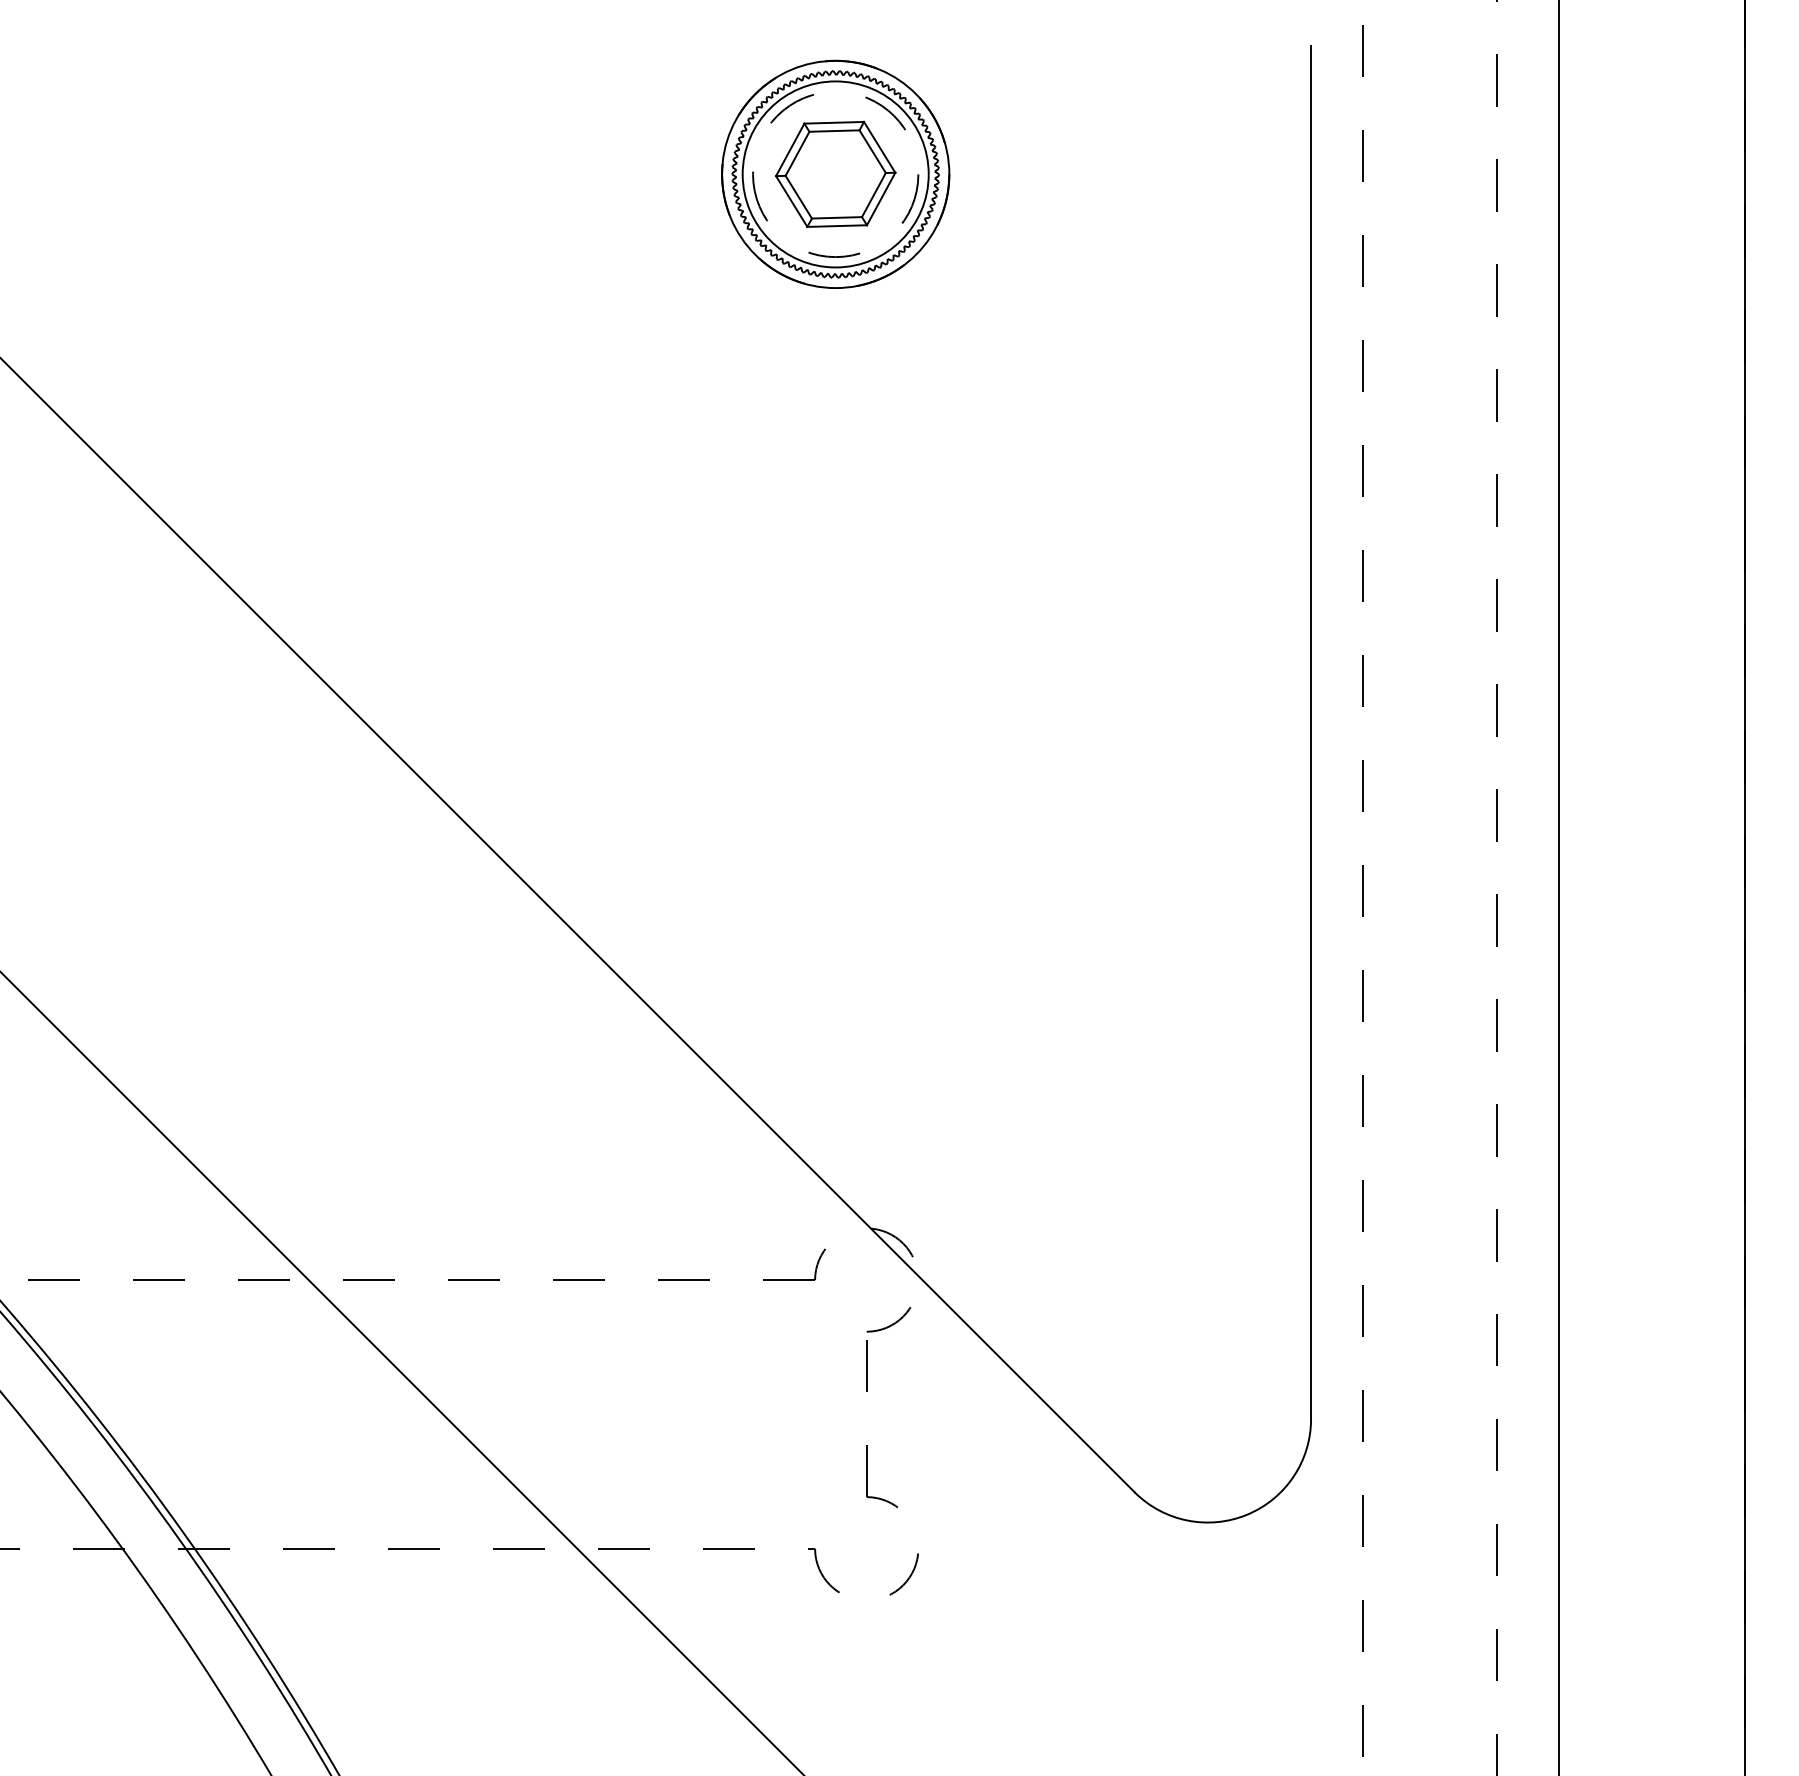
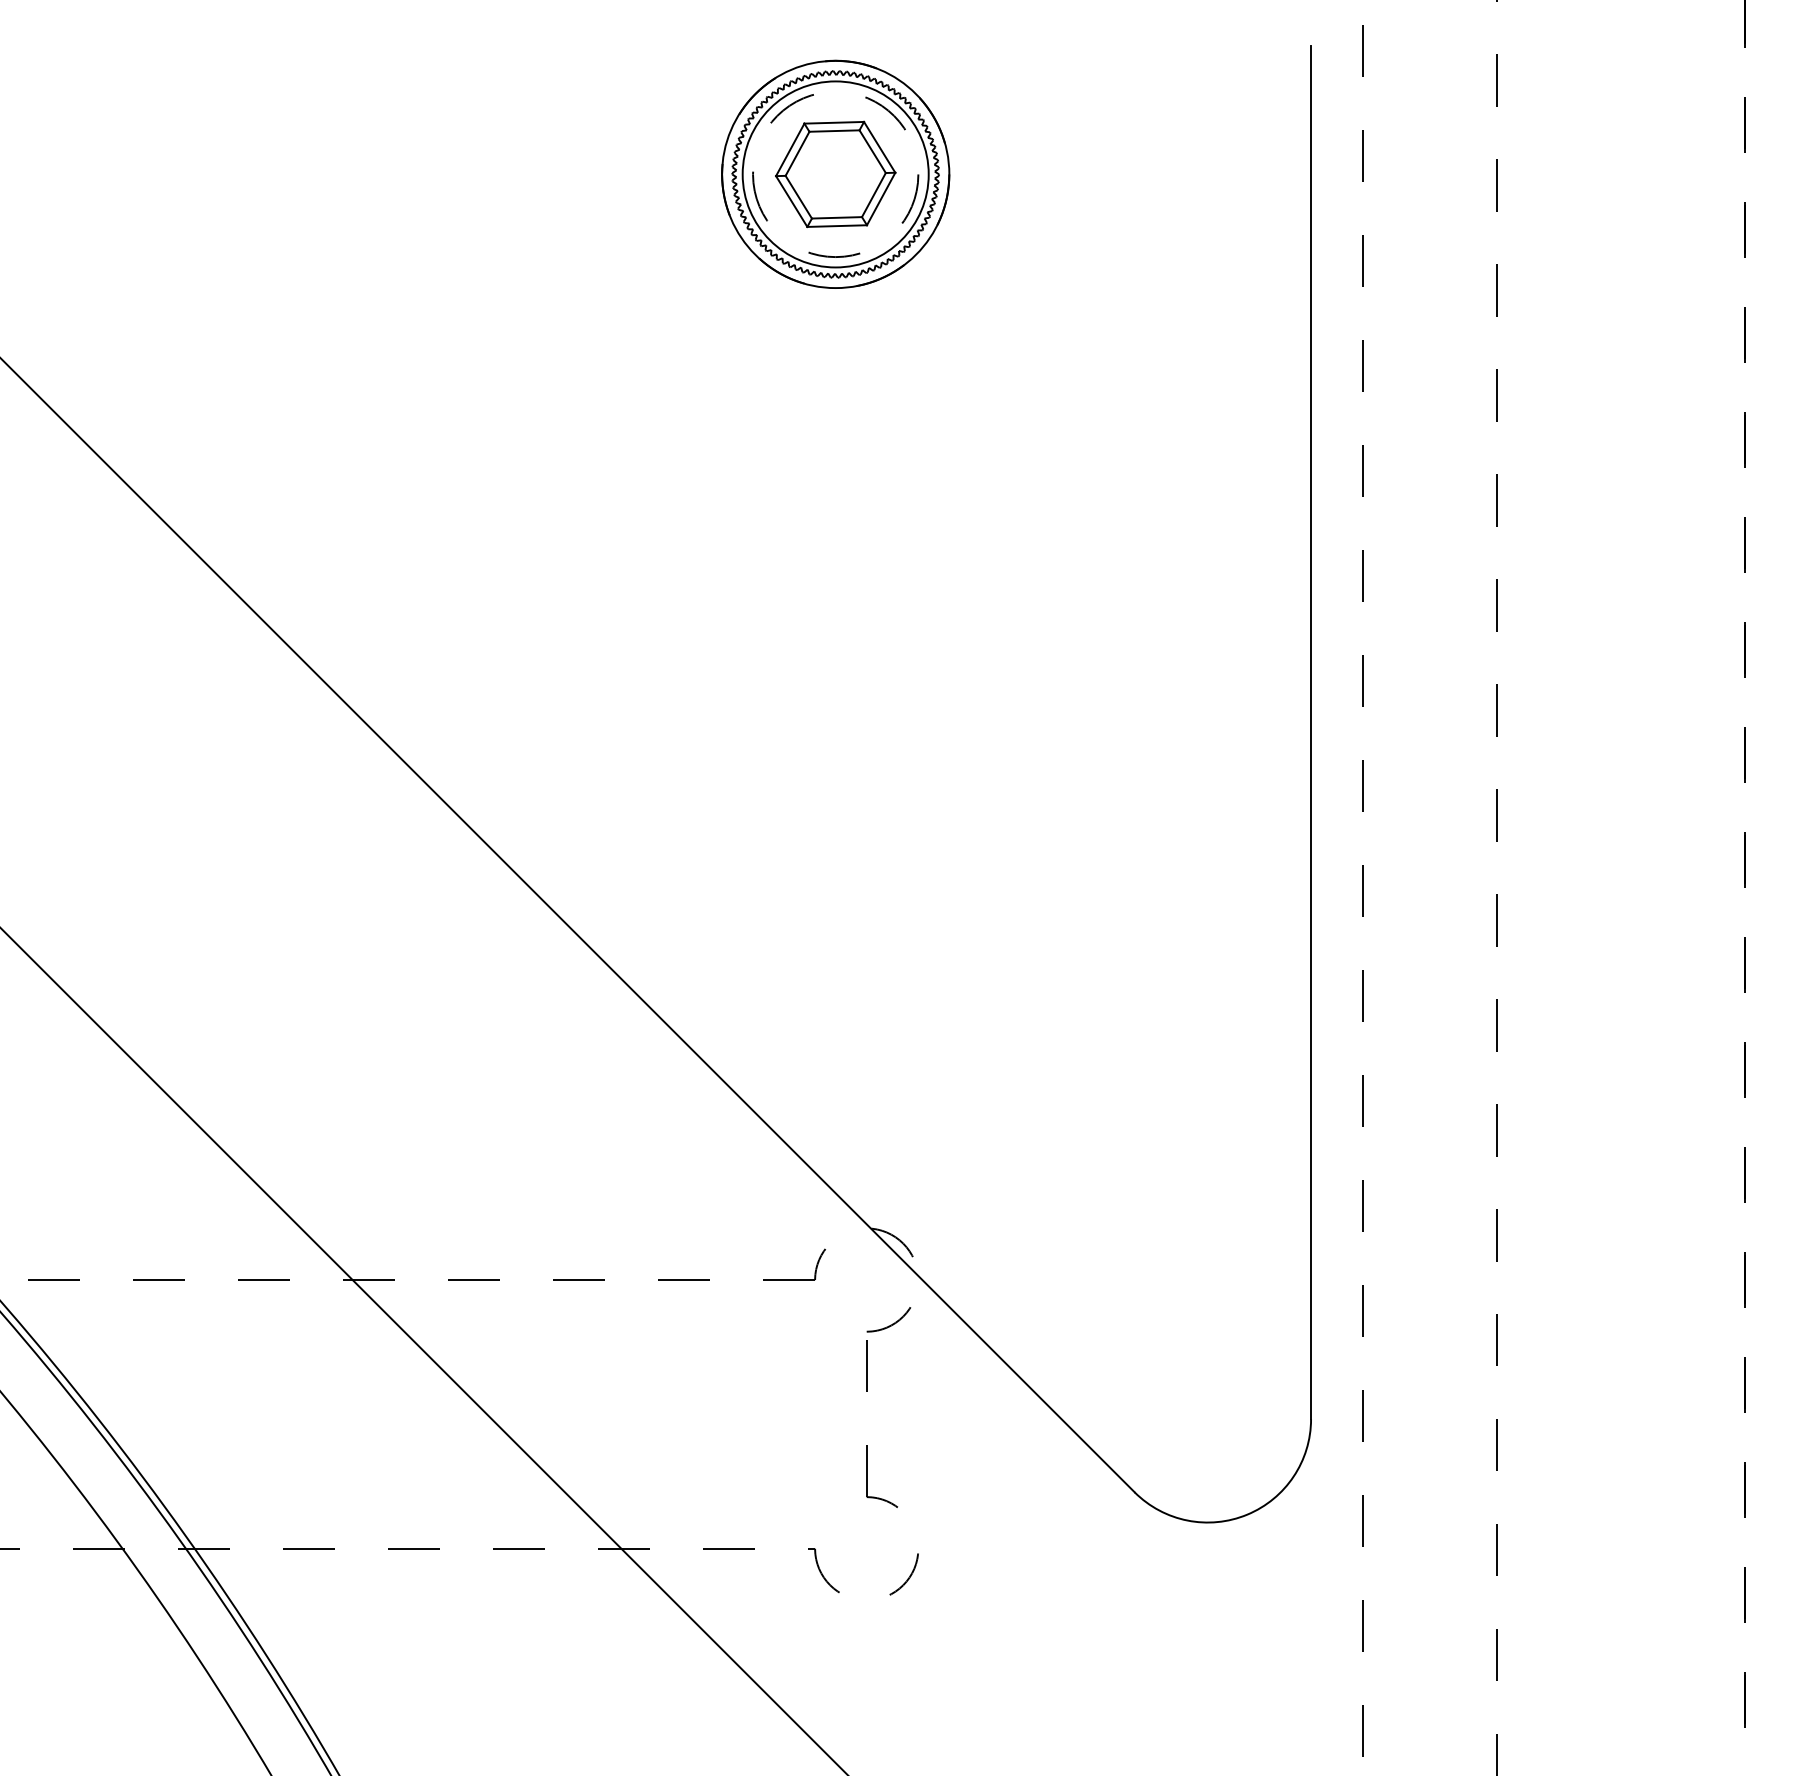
line: present -> none (1559, 887)
line: solid -> dashed (1745, 887)
line position: (401, 1372) -> (423, 1350) (423, 1350)
